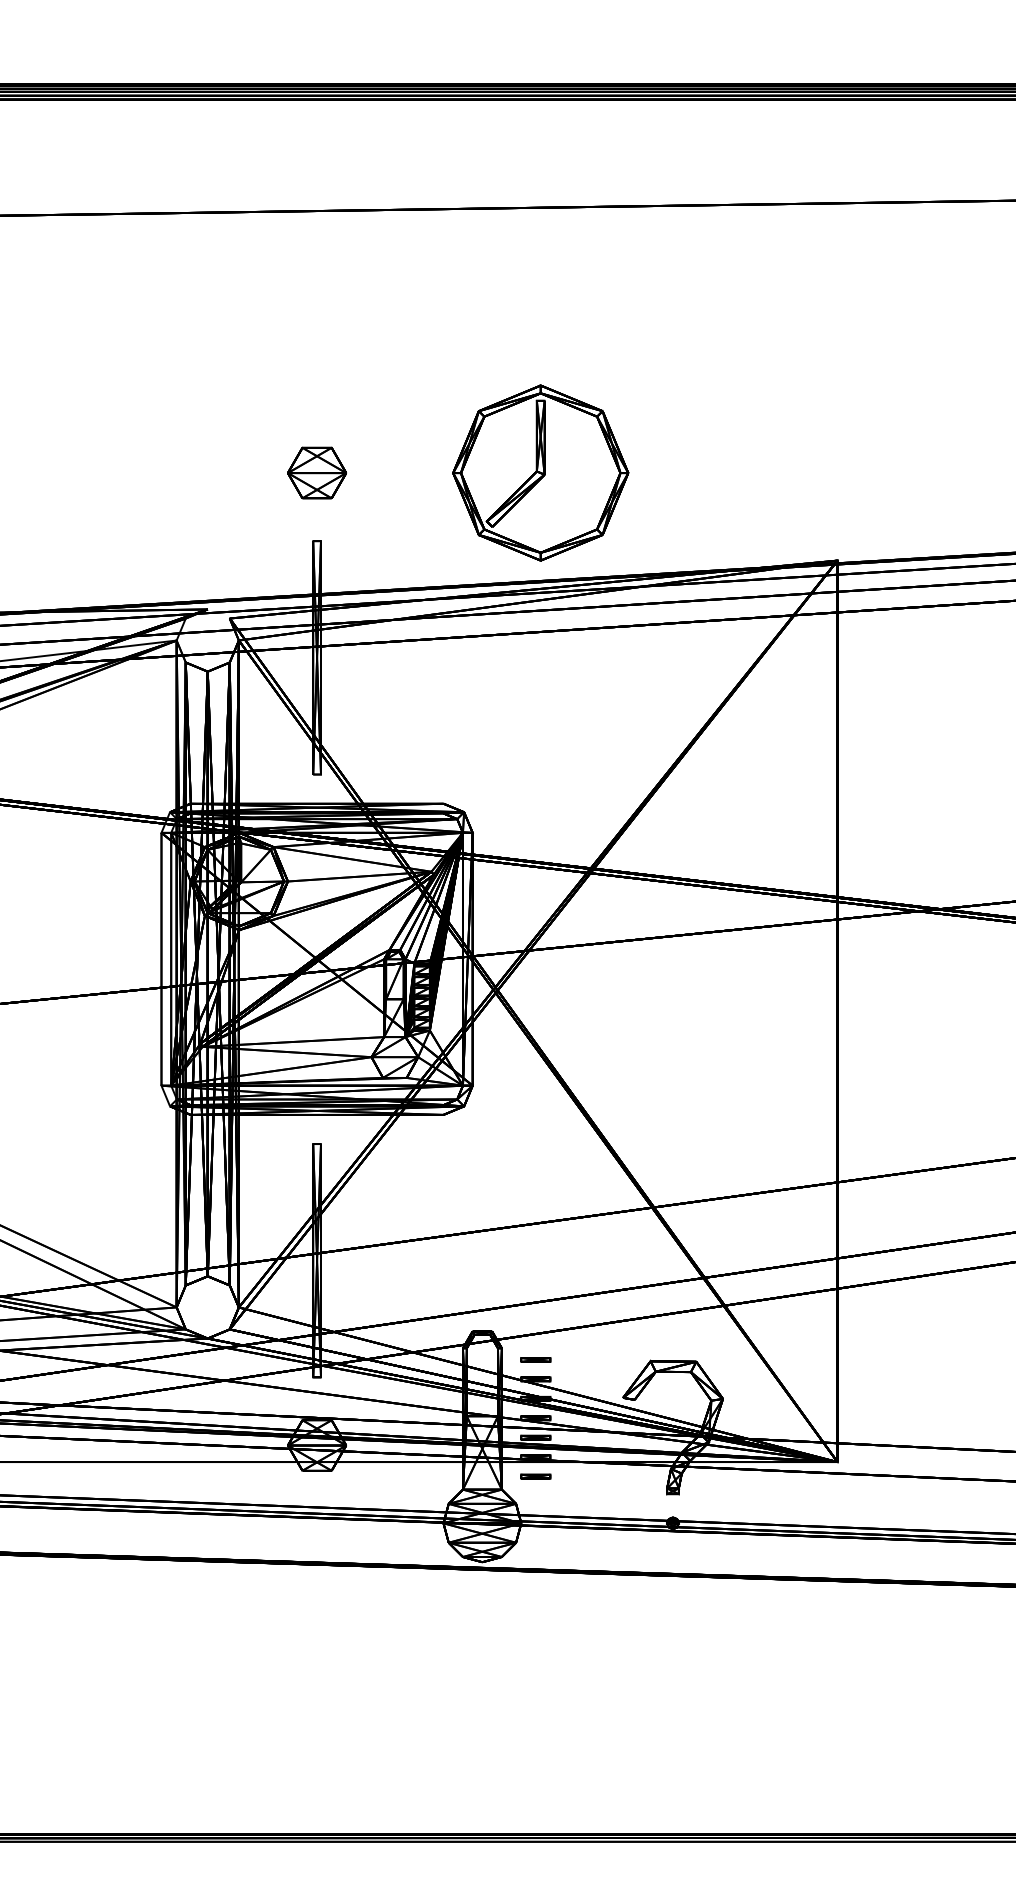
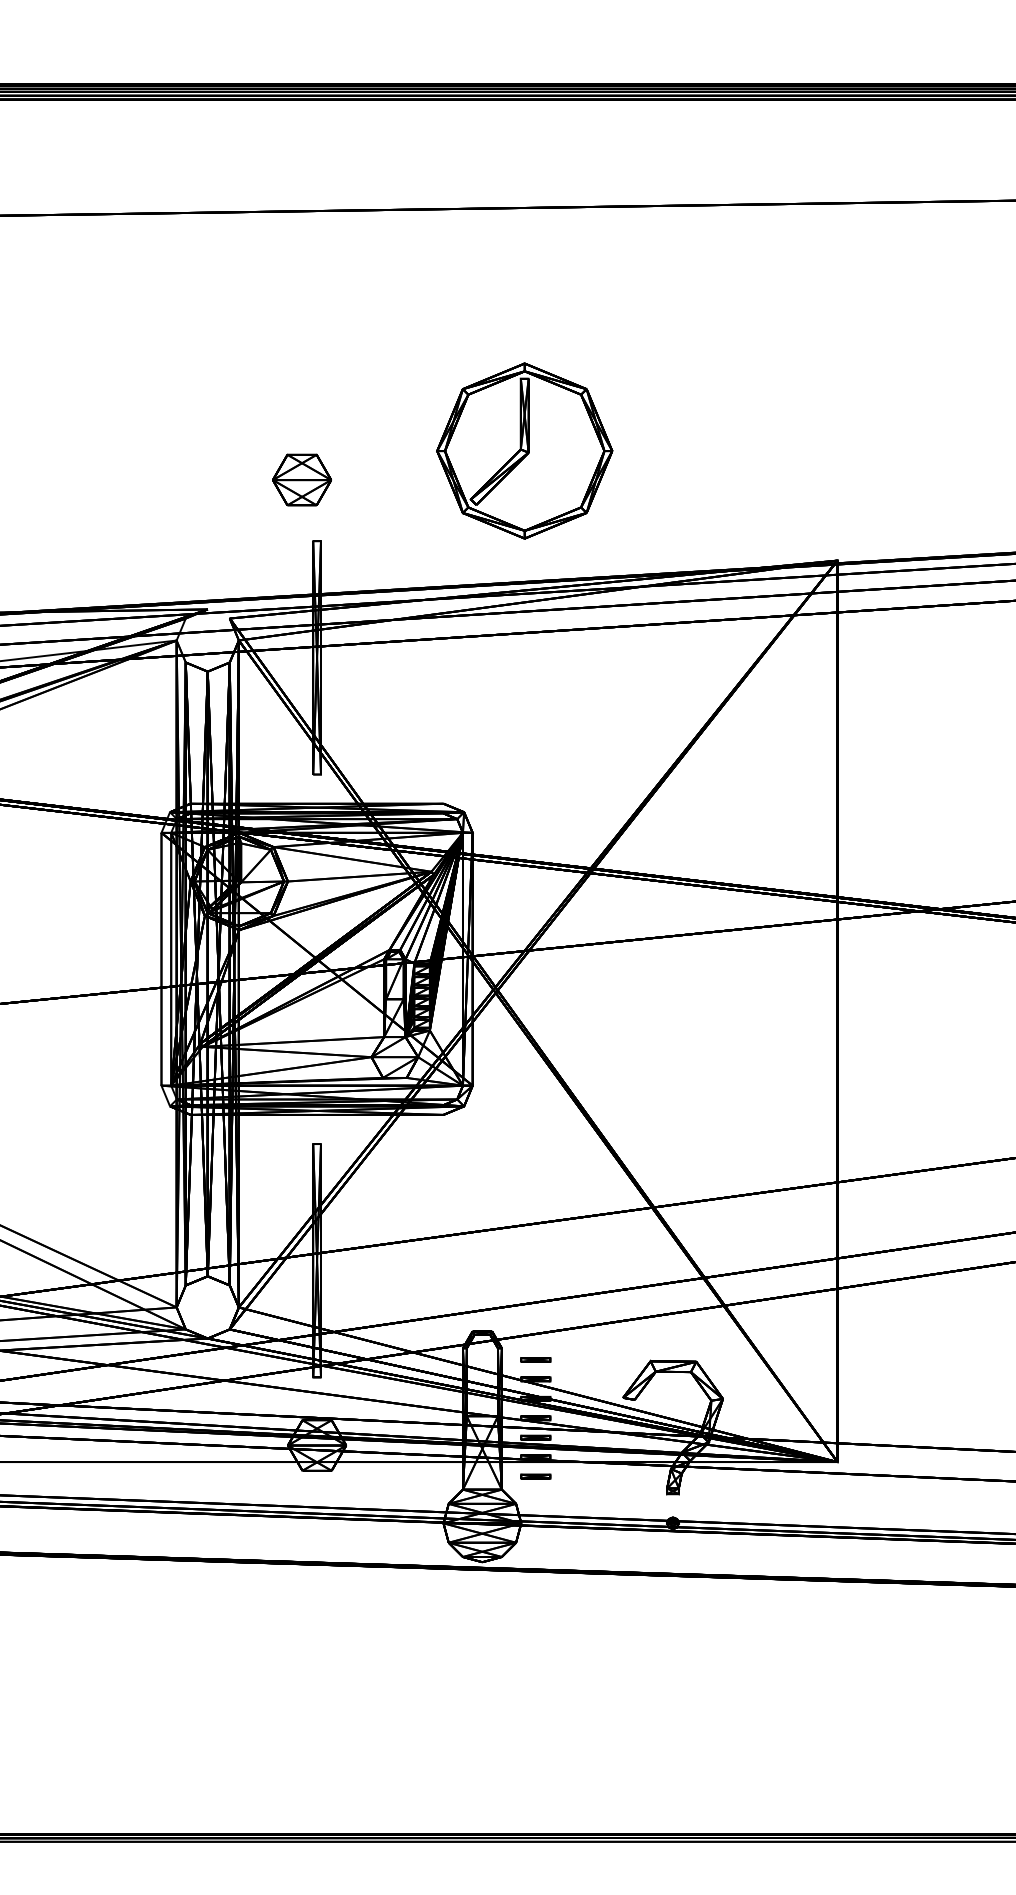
part position: (316, 472) -> (301, 479) (301, 479)
part position: (540, 472) -> (524, 450) (524, 450)
